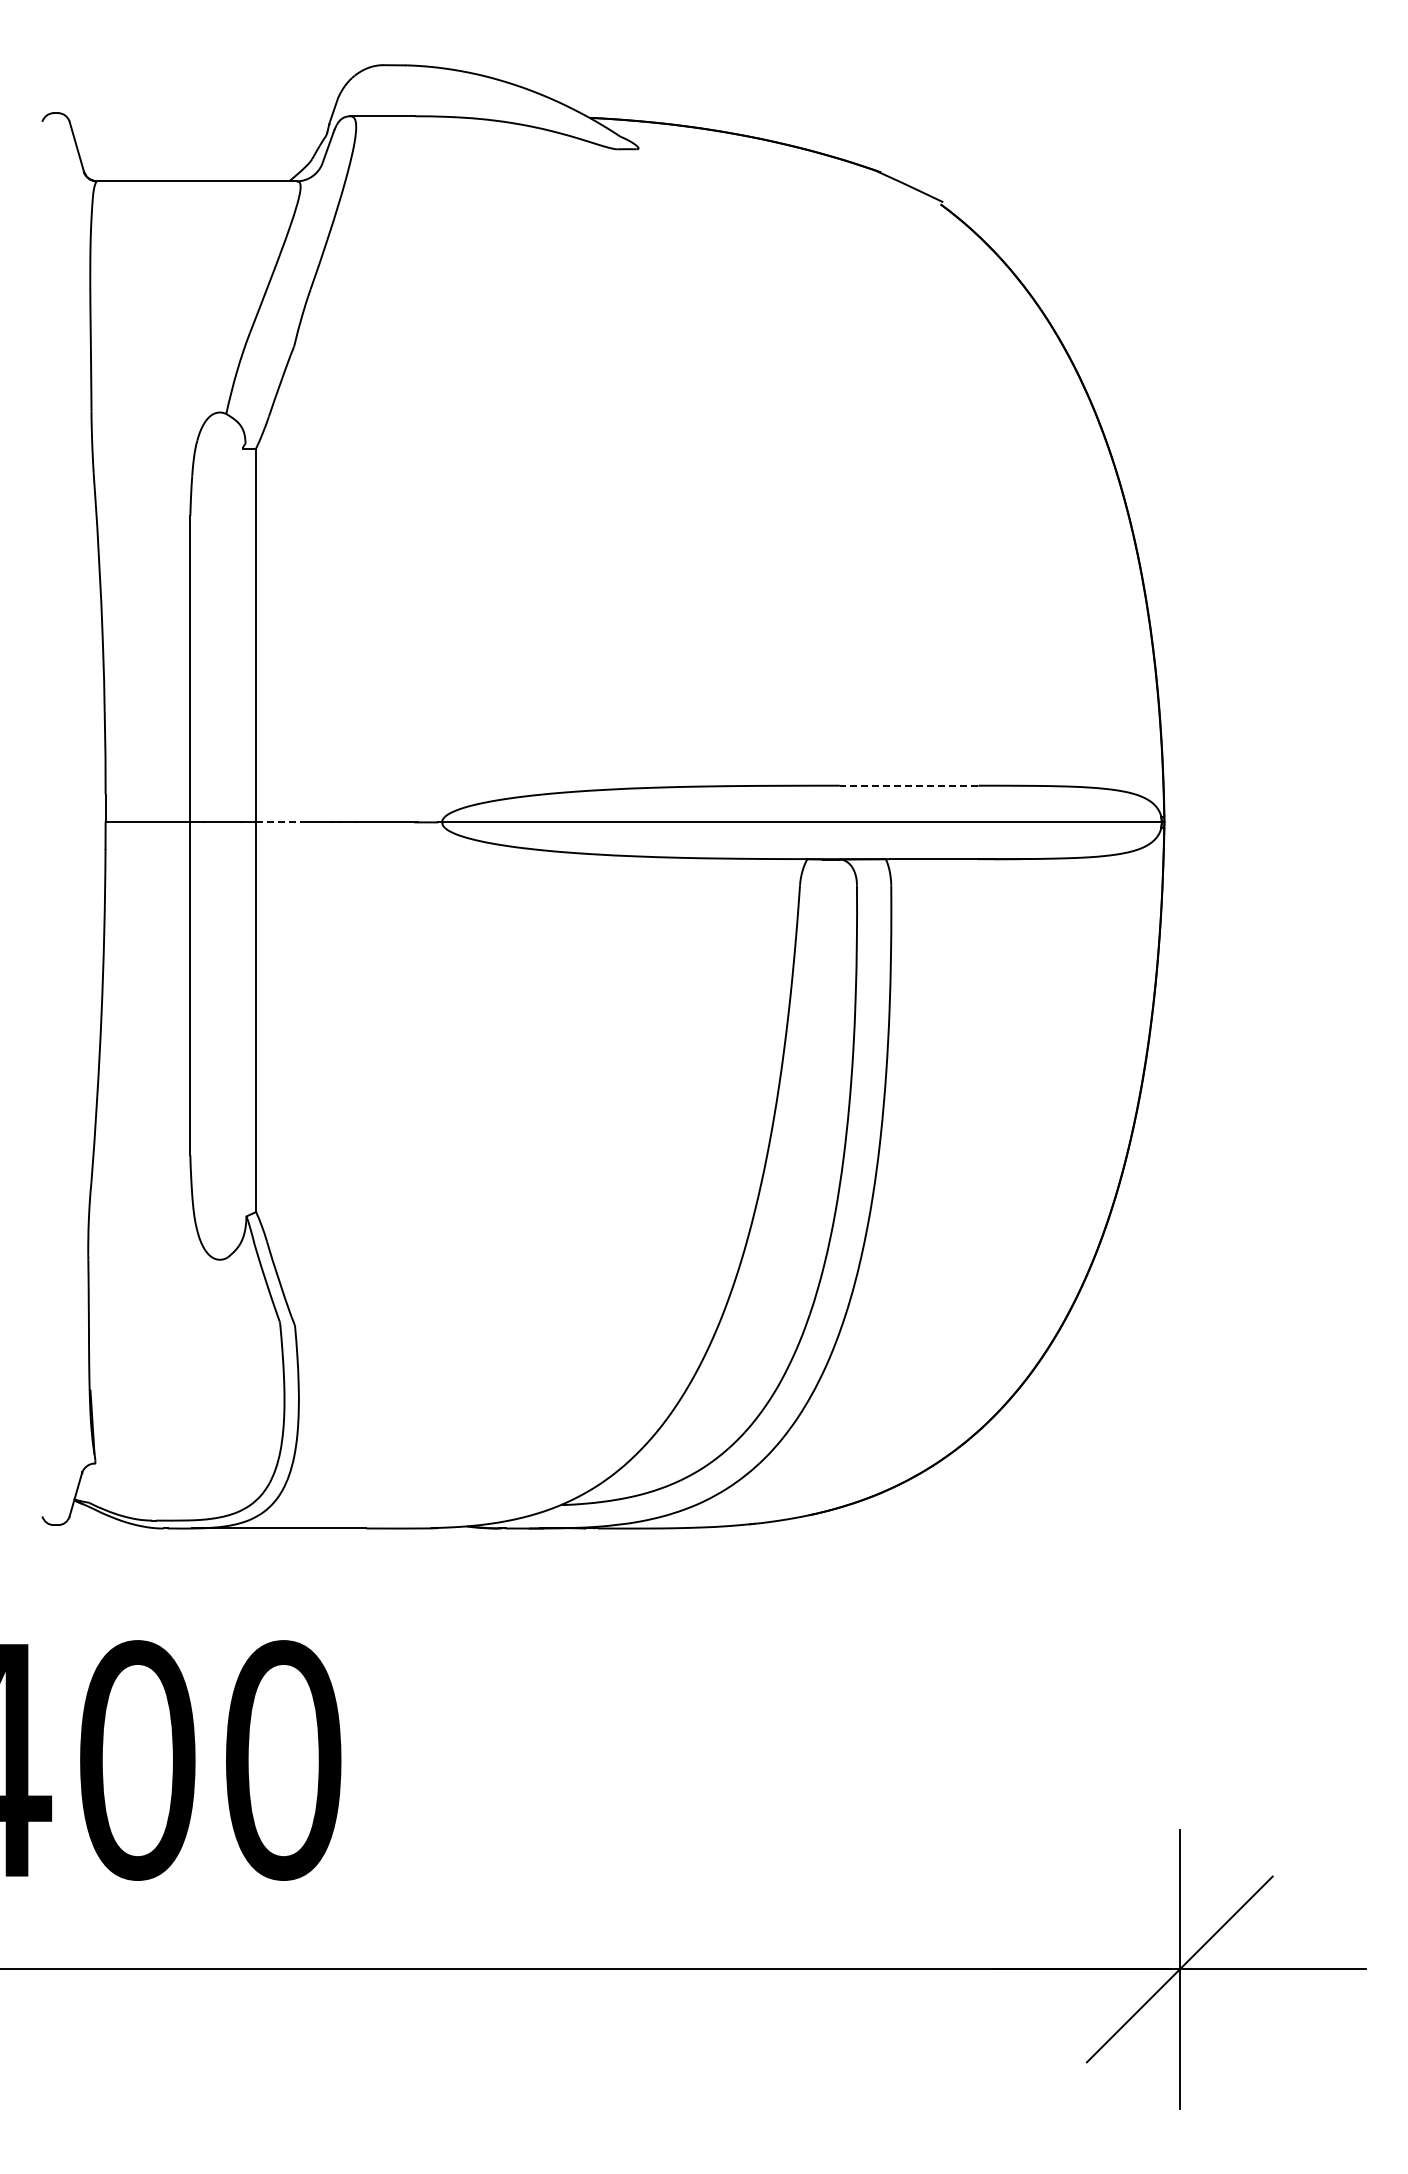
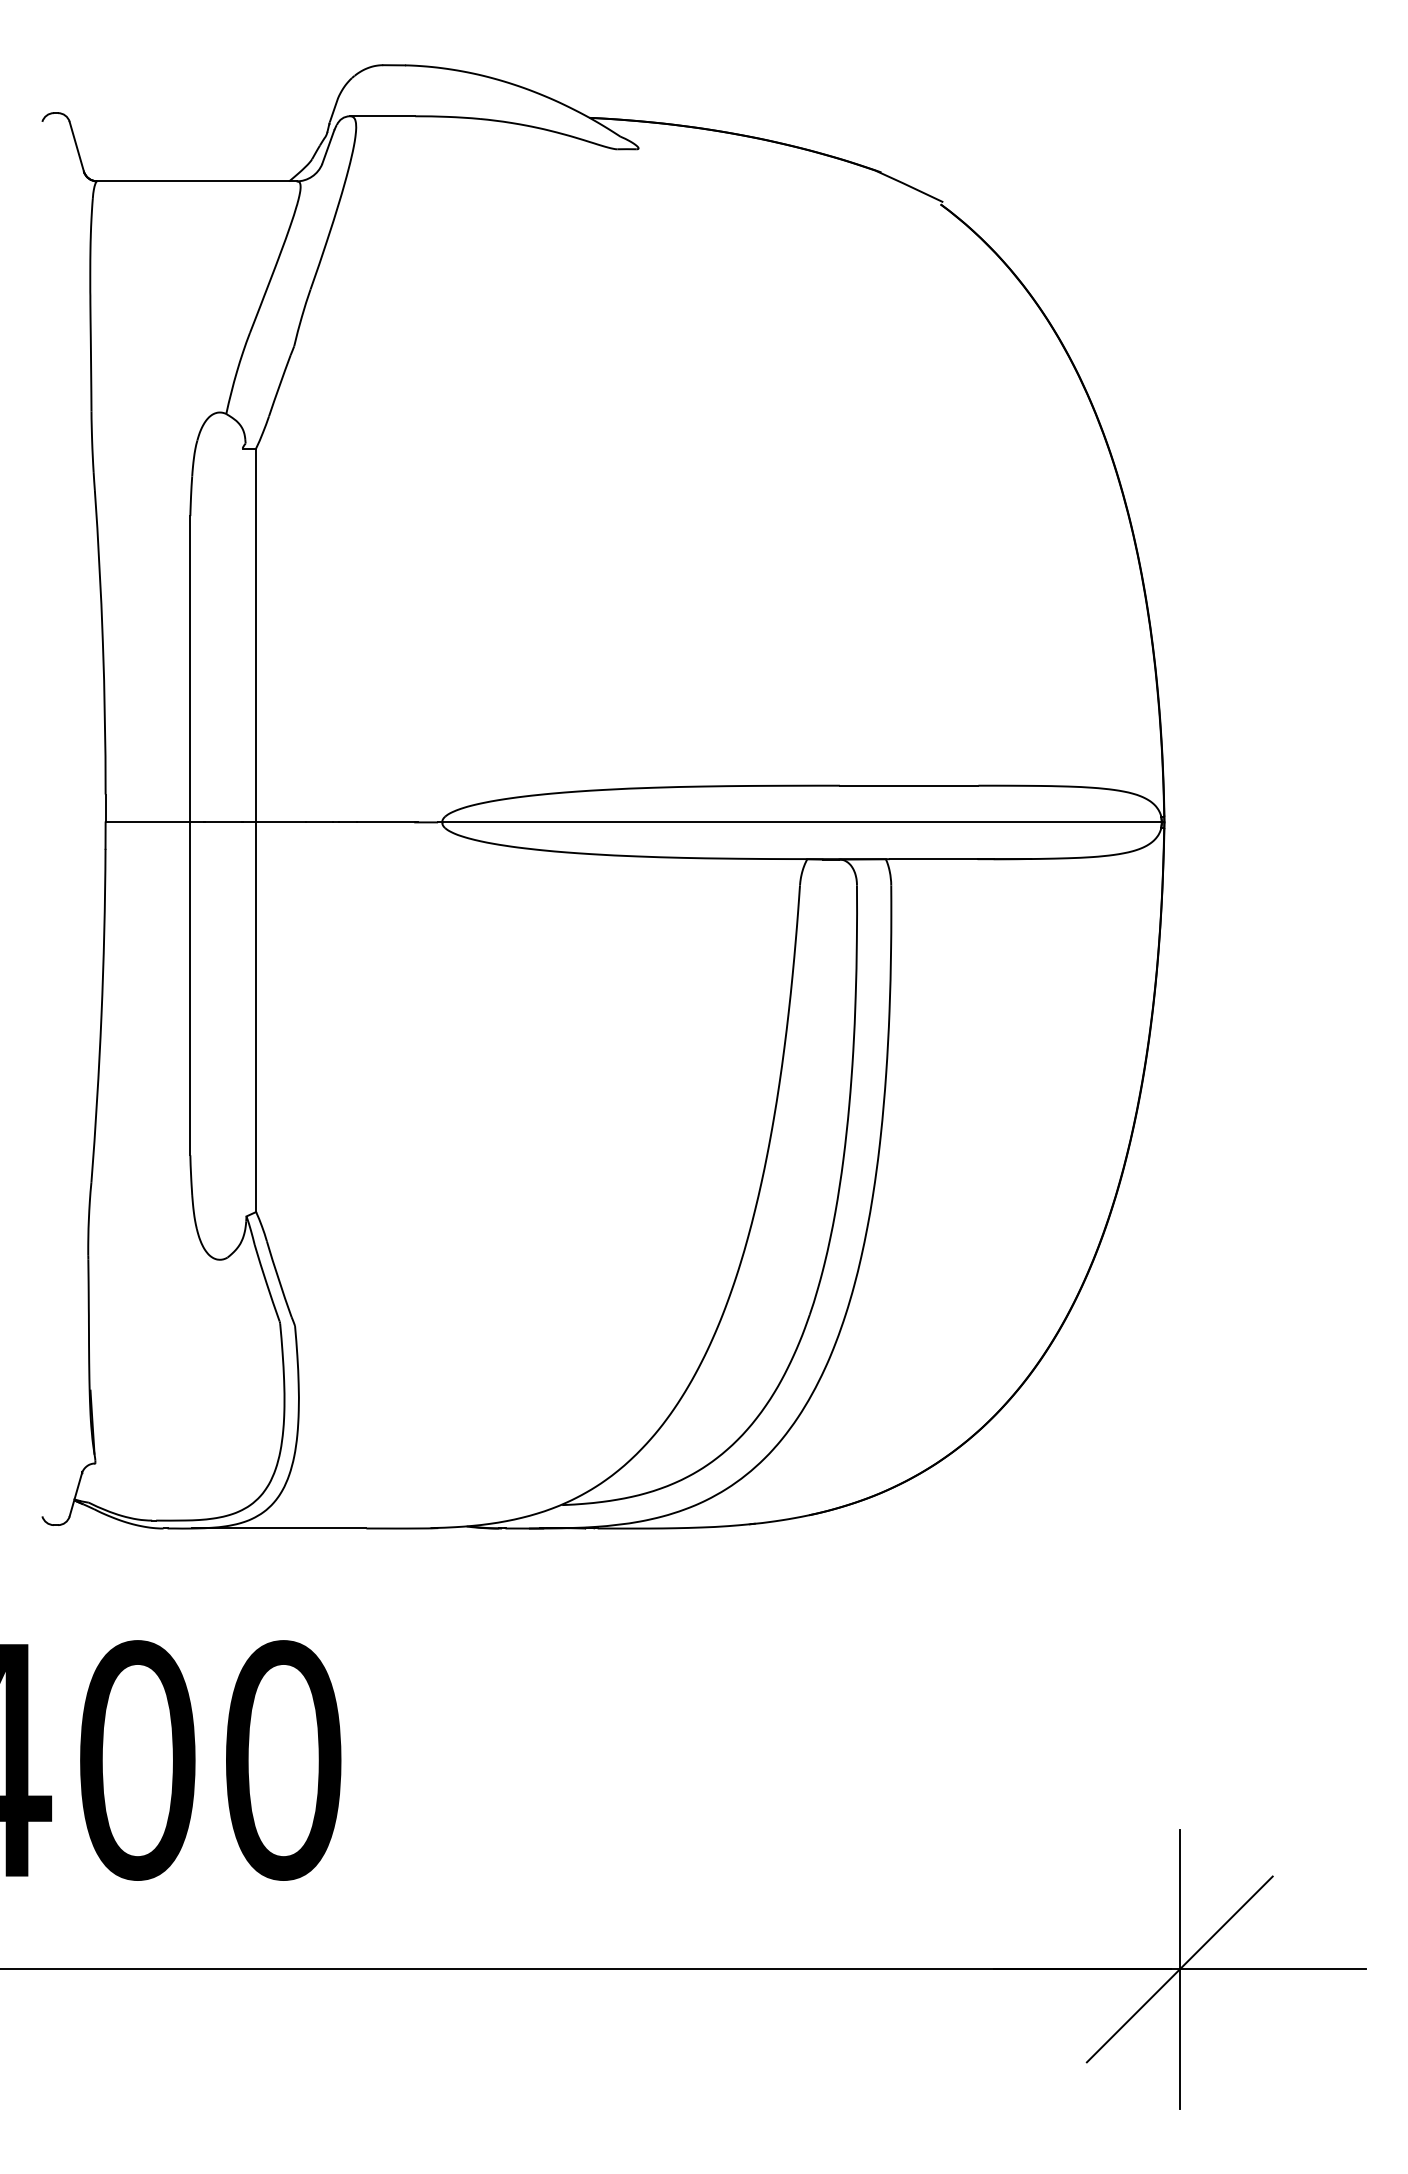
line: dashed -> solid (908, 785)
line: dashed -> solid (280, 822)
